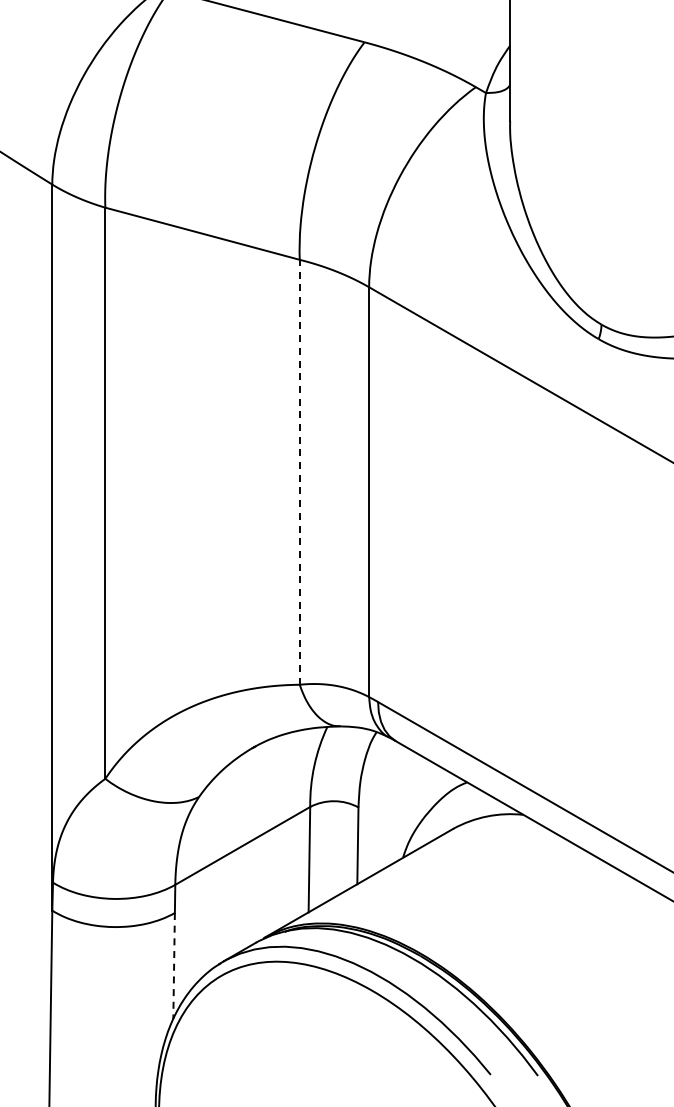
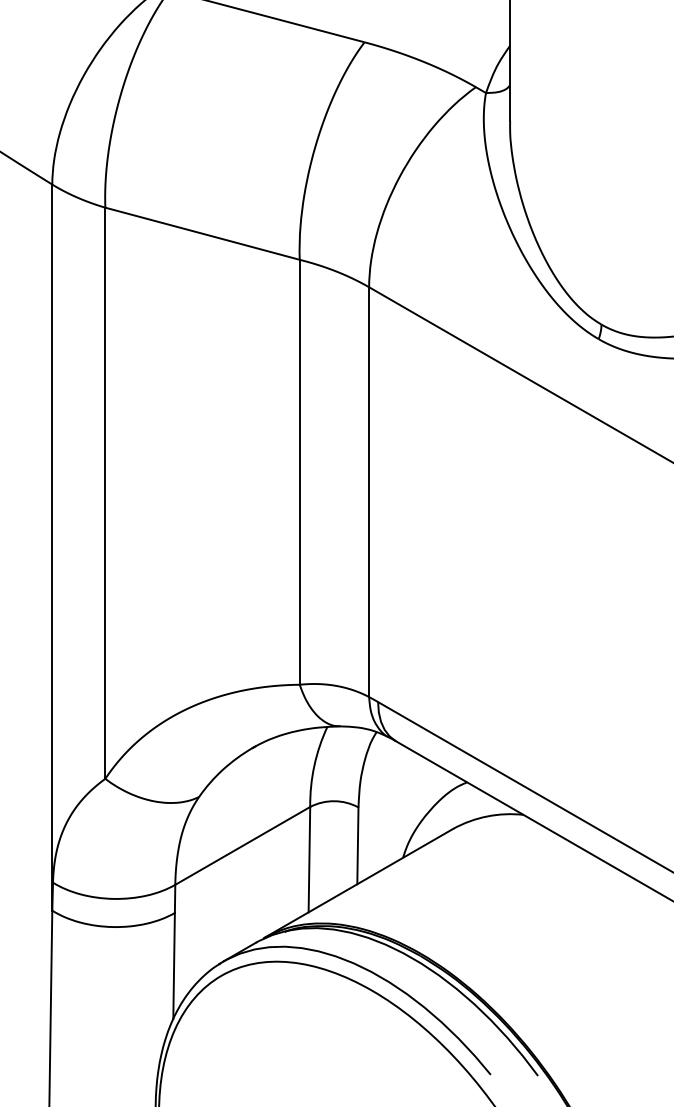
line: dashed -> solid (299, 471)
line: dashed -> solid (174, 966)
